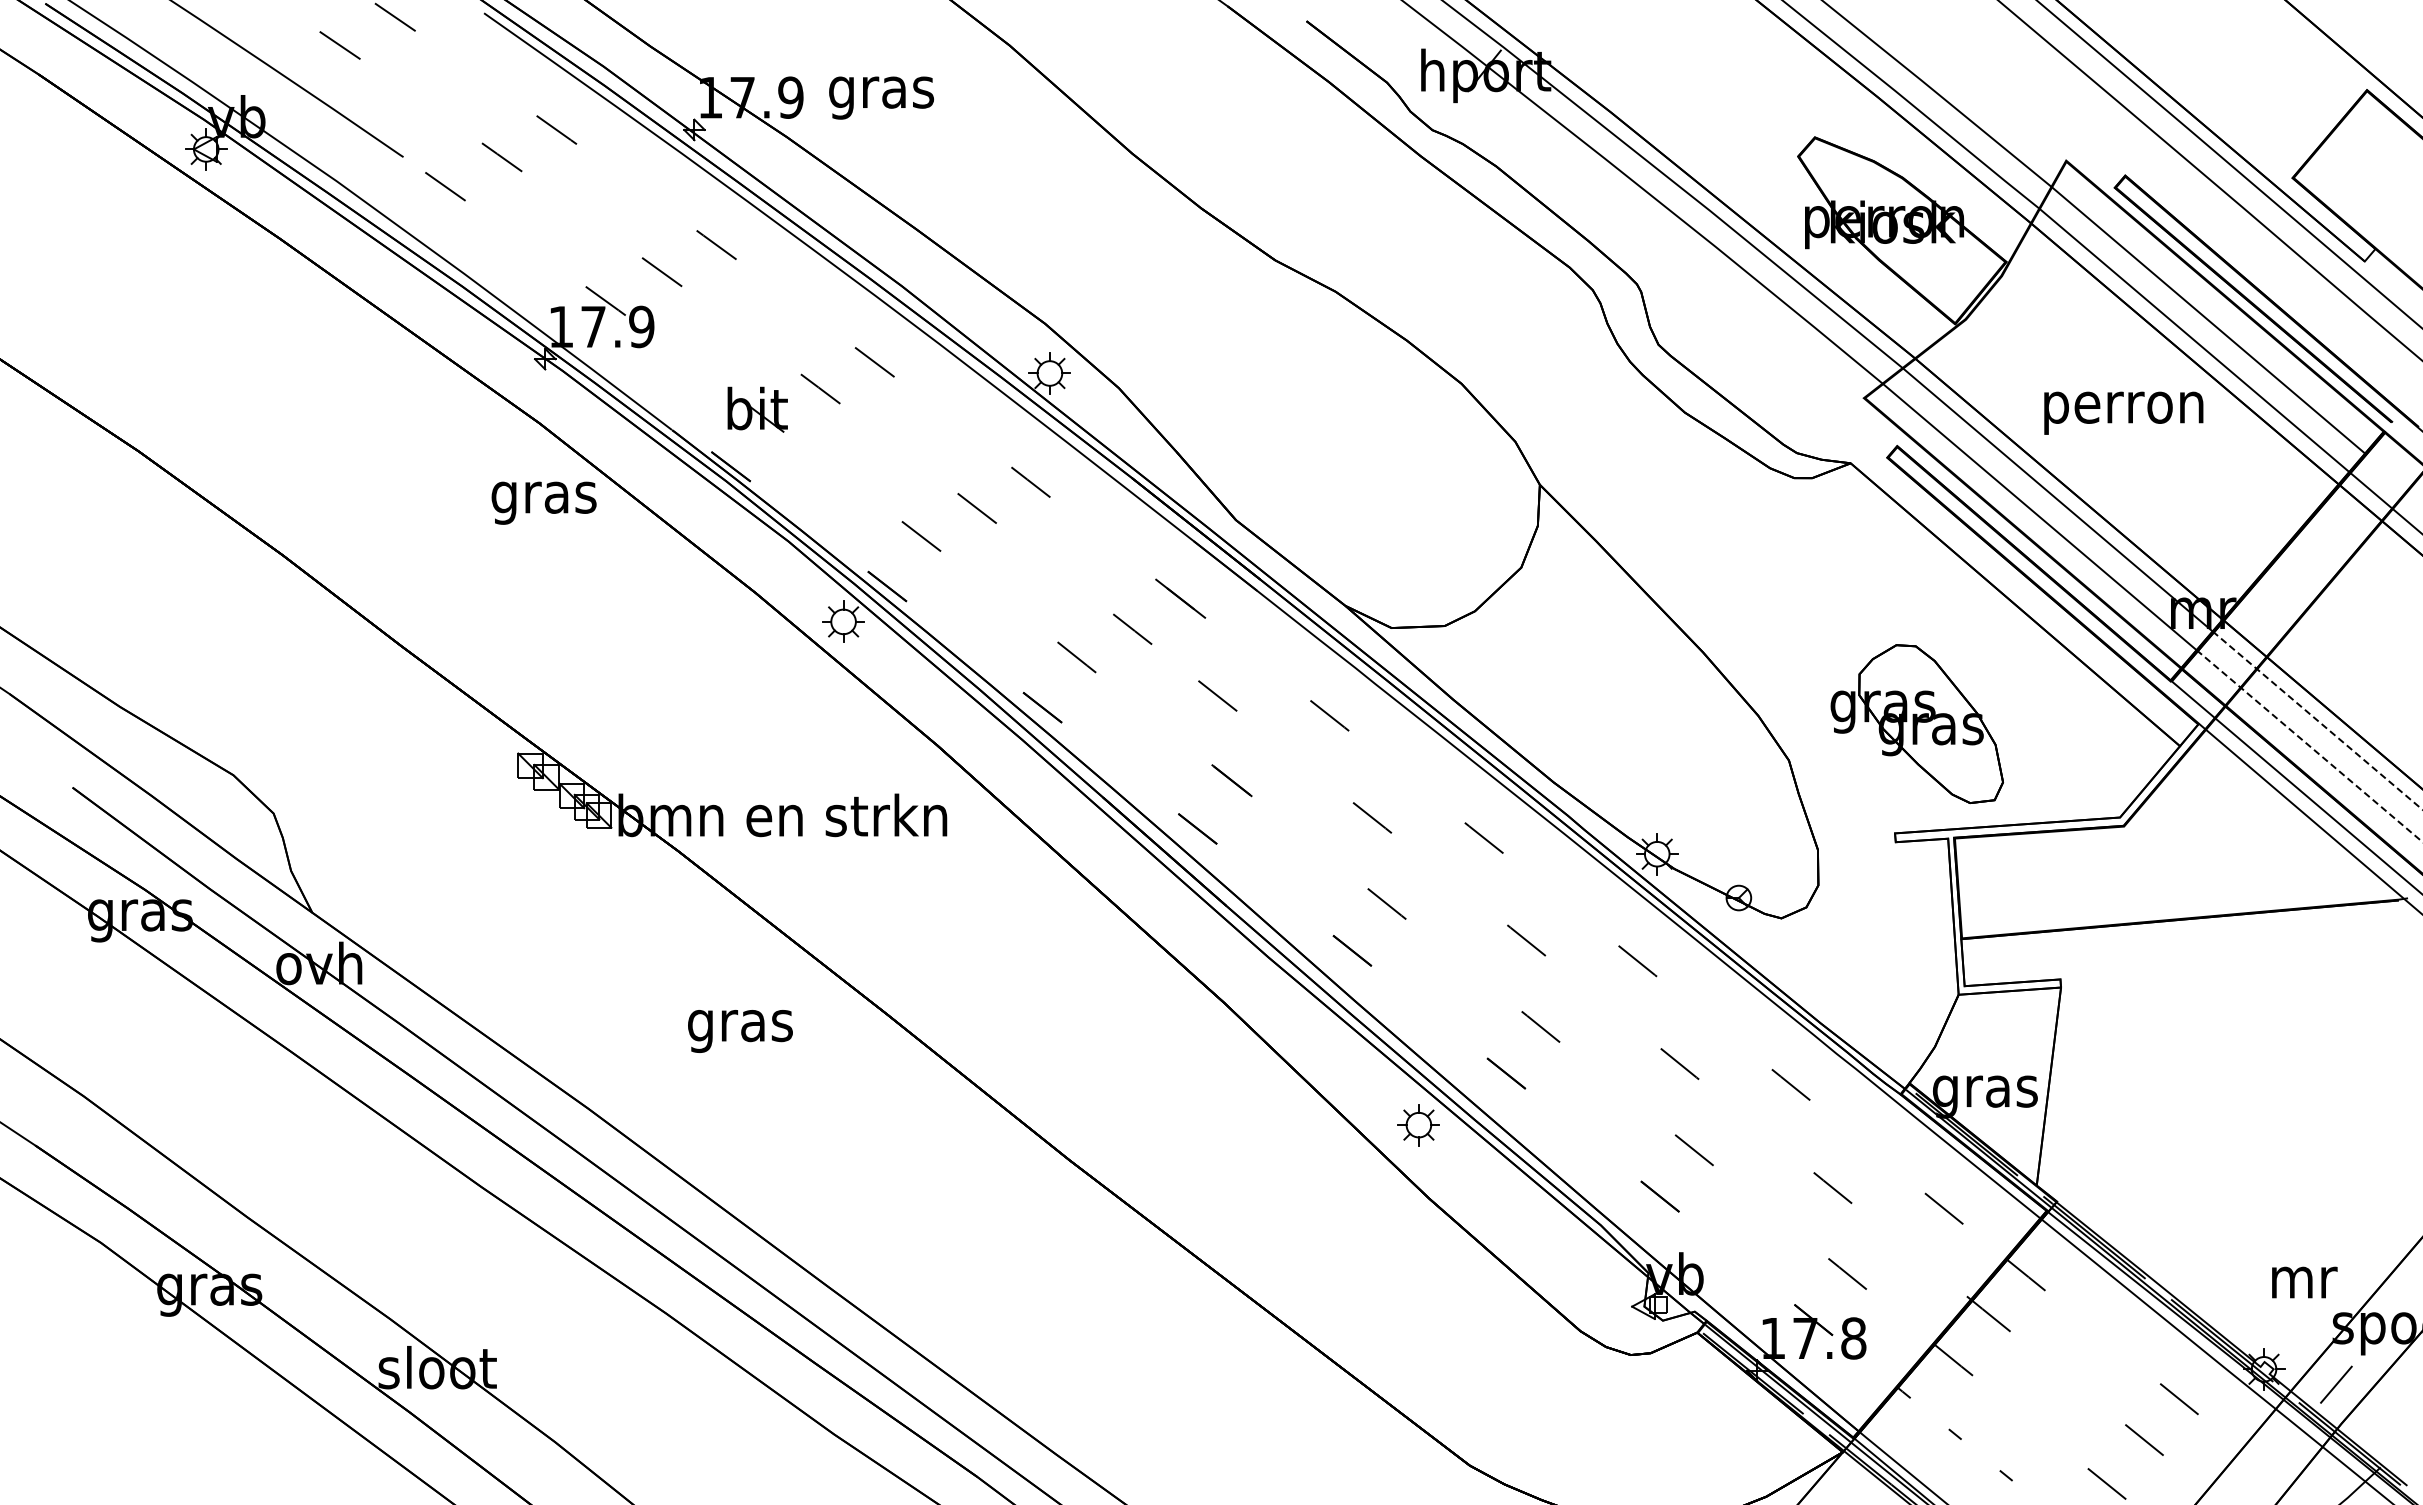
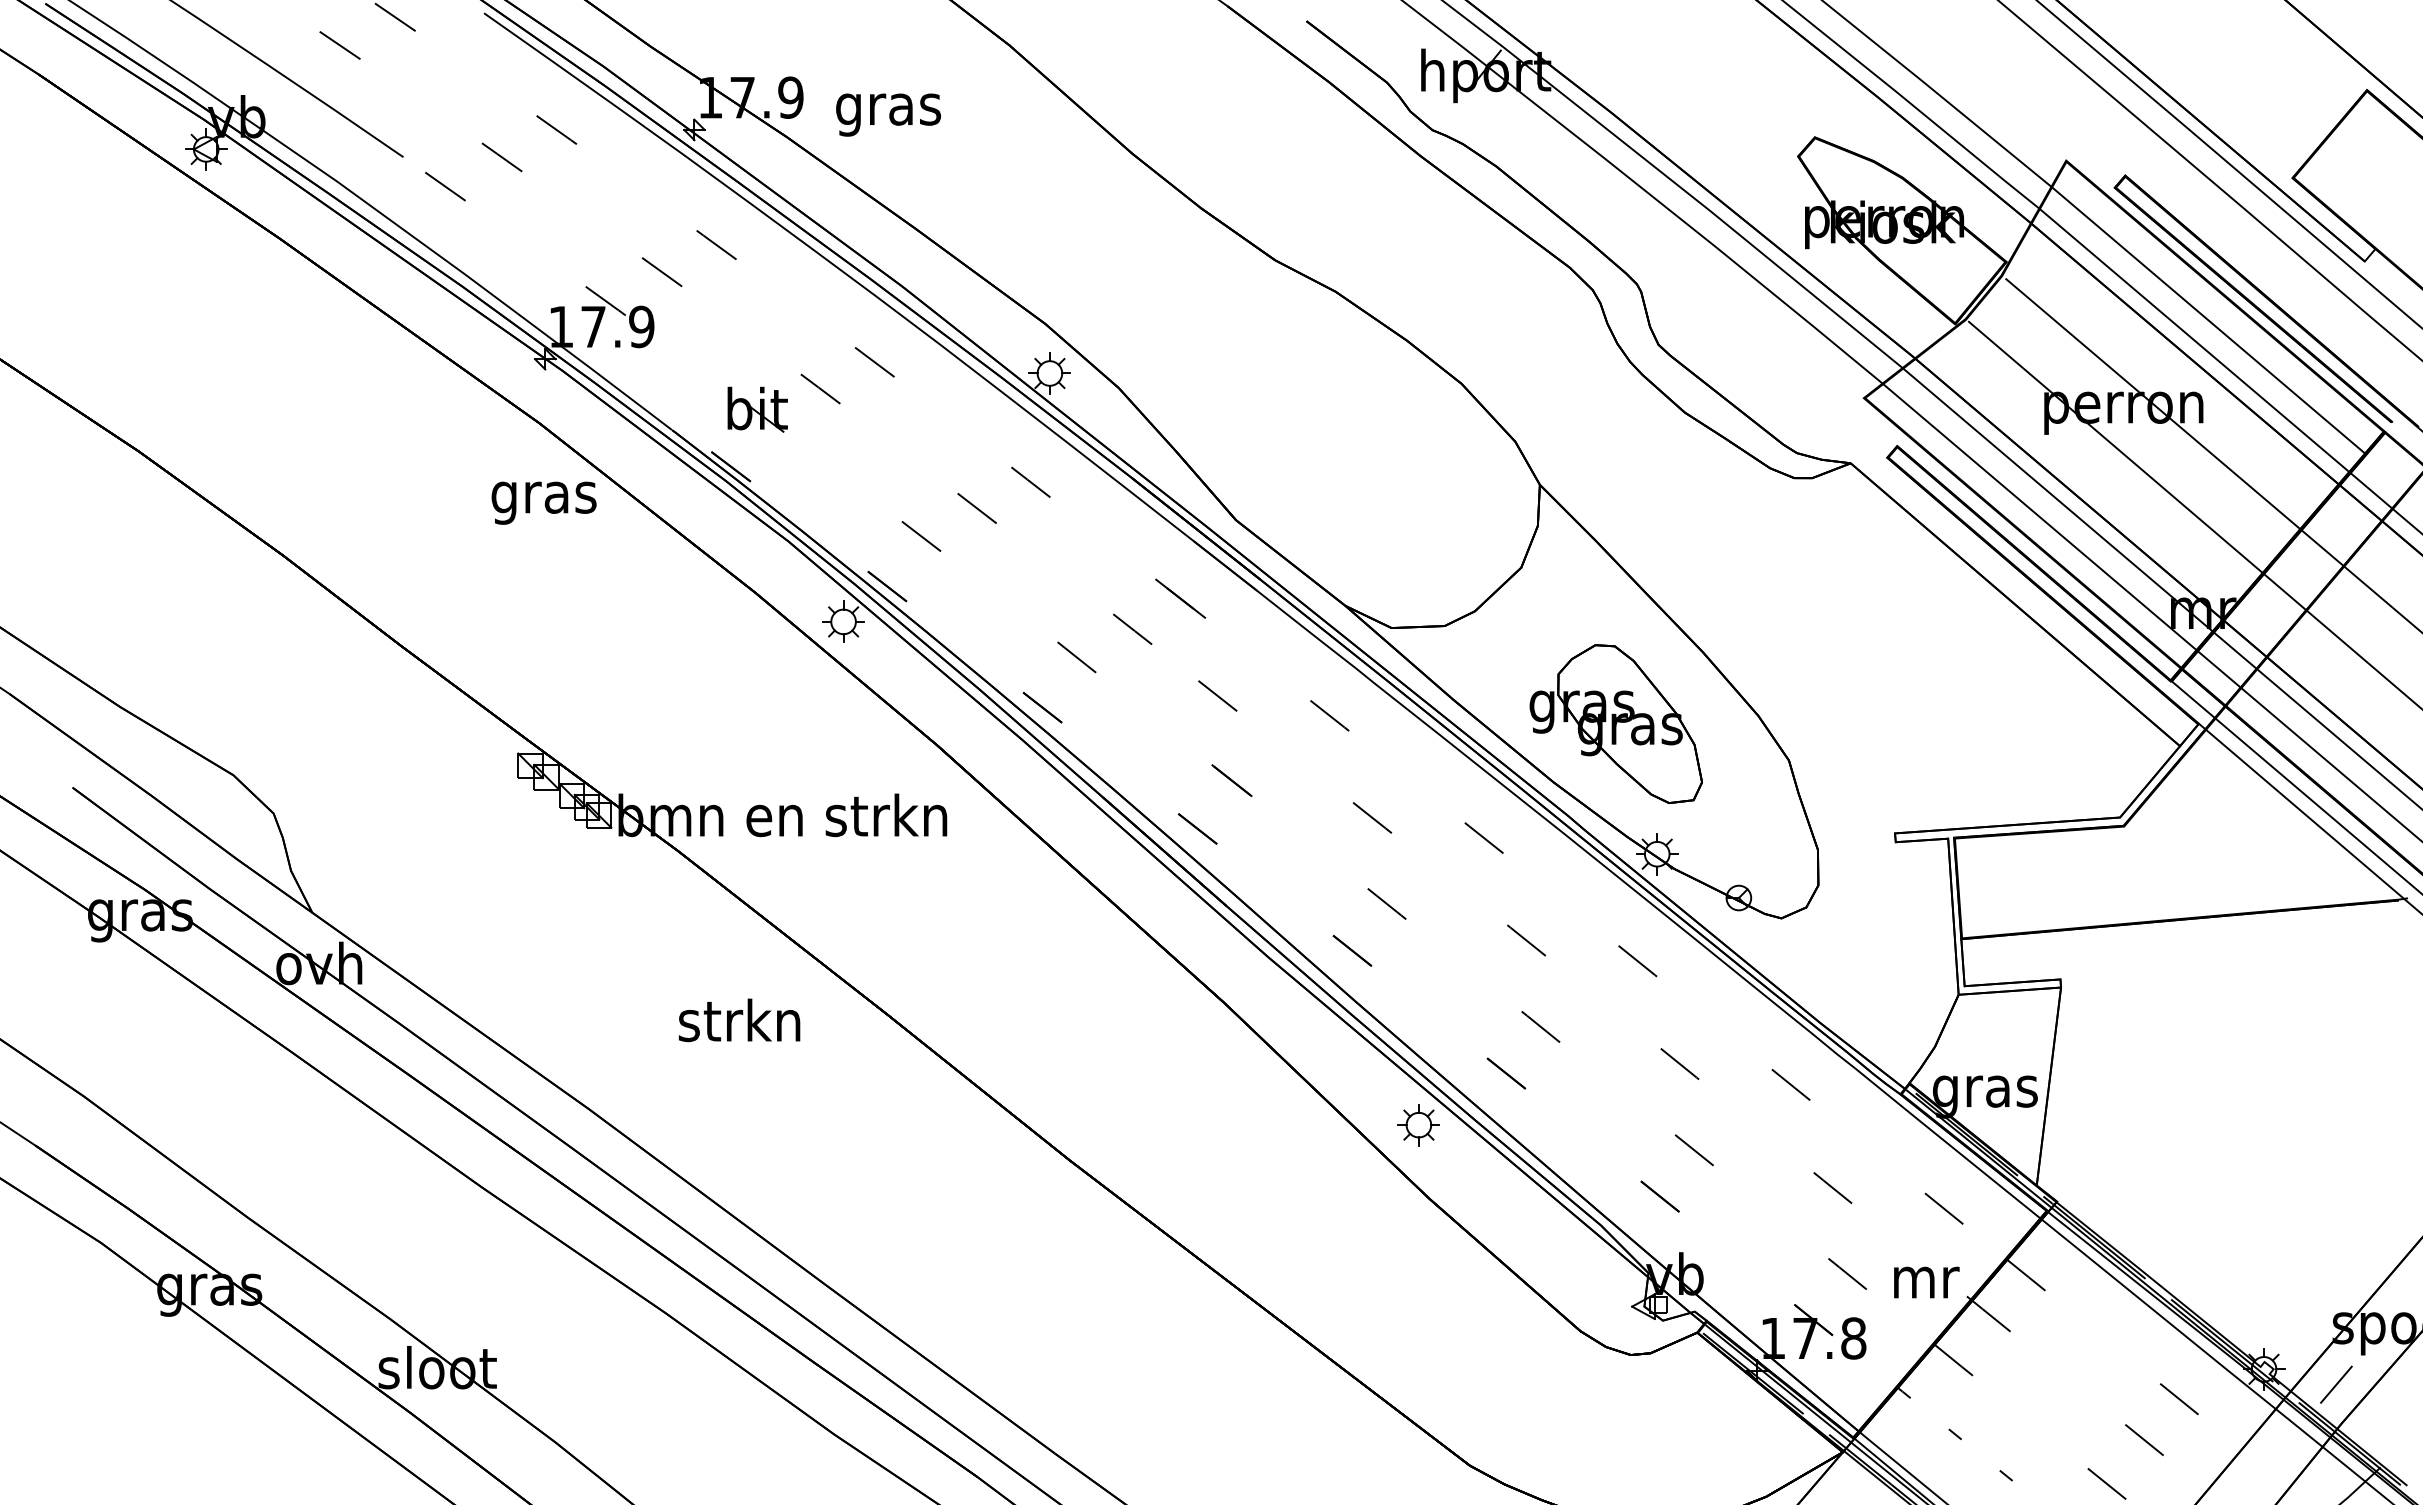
text position: (881, 97) -> (888, 114) (888, 114)
line: none -> present (2212, 454)
line: none -> present (2193, 514)
line: dashed -> solid (2317, 720)
part position: (1916, 723) -> (1615, 723) (1615, 723)
line: dashed -> solid (2310, 746)
text: gras -> strkn (739, 1025)
text position: (2304, 1282) -> (1926, 1282) (1926, 1282)
